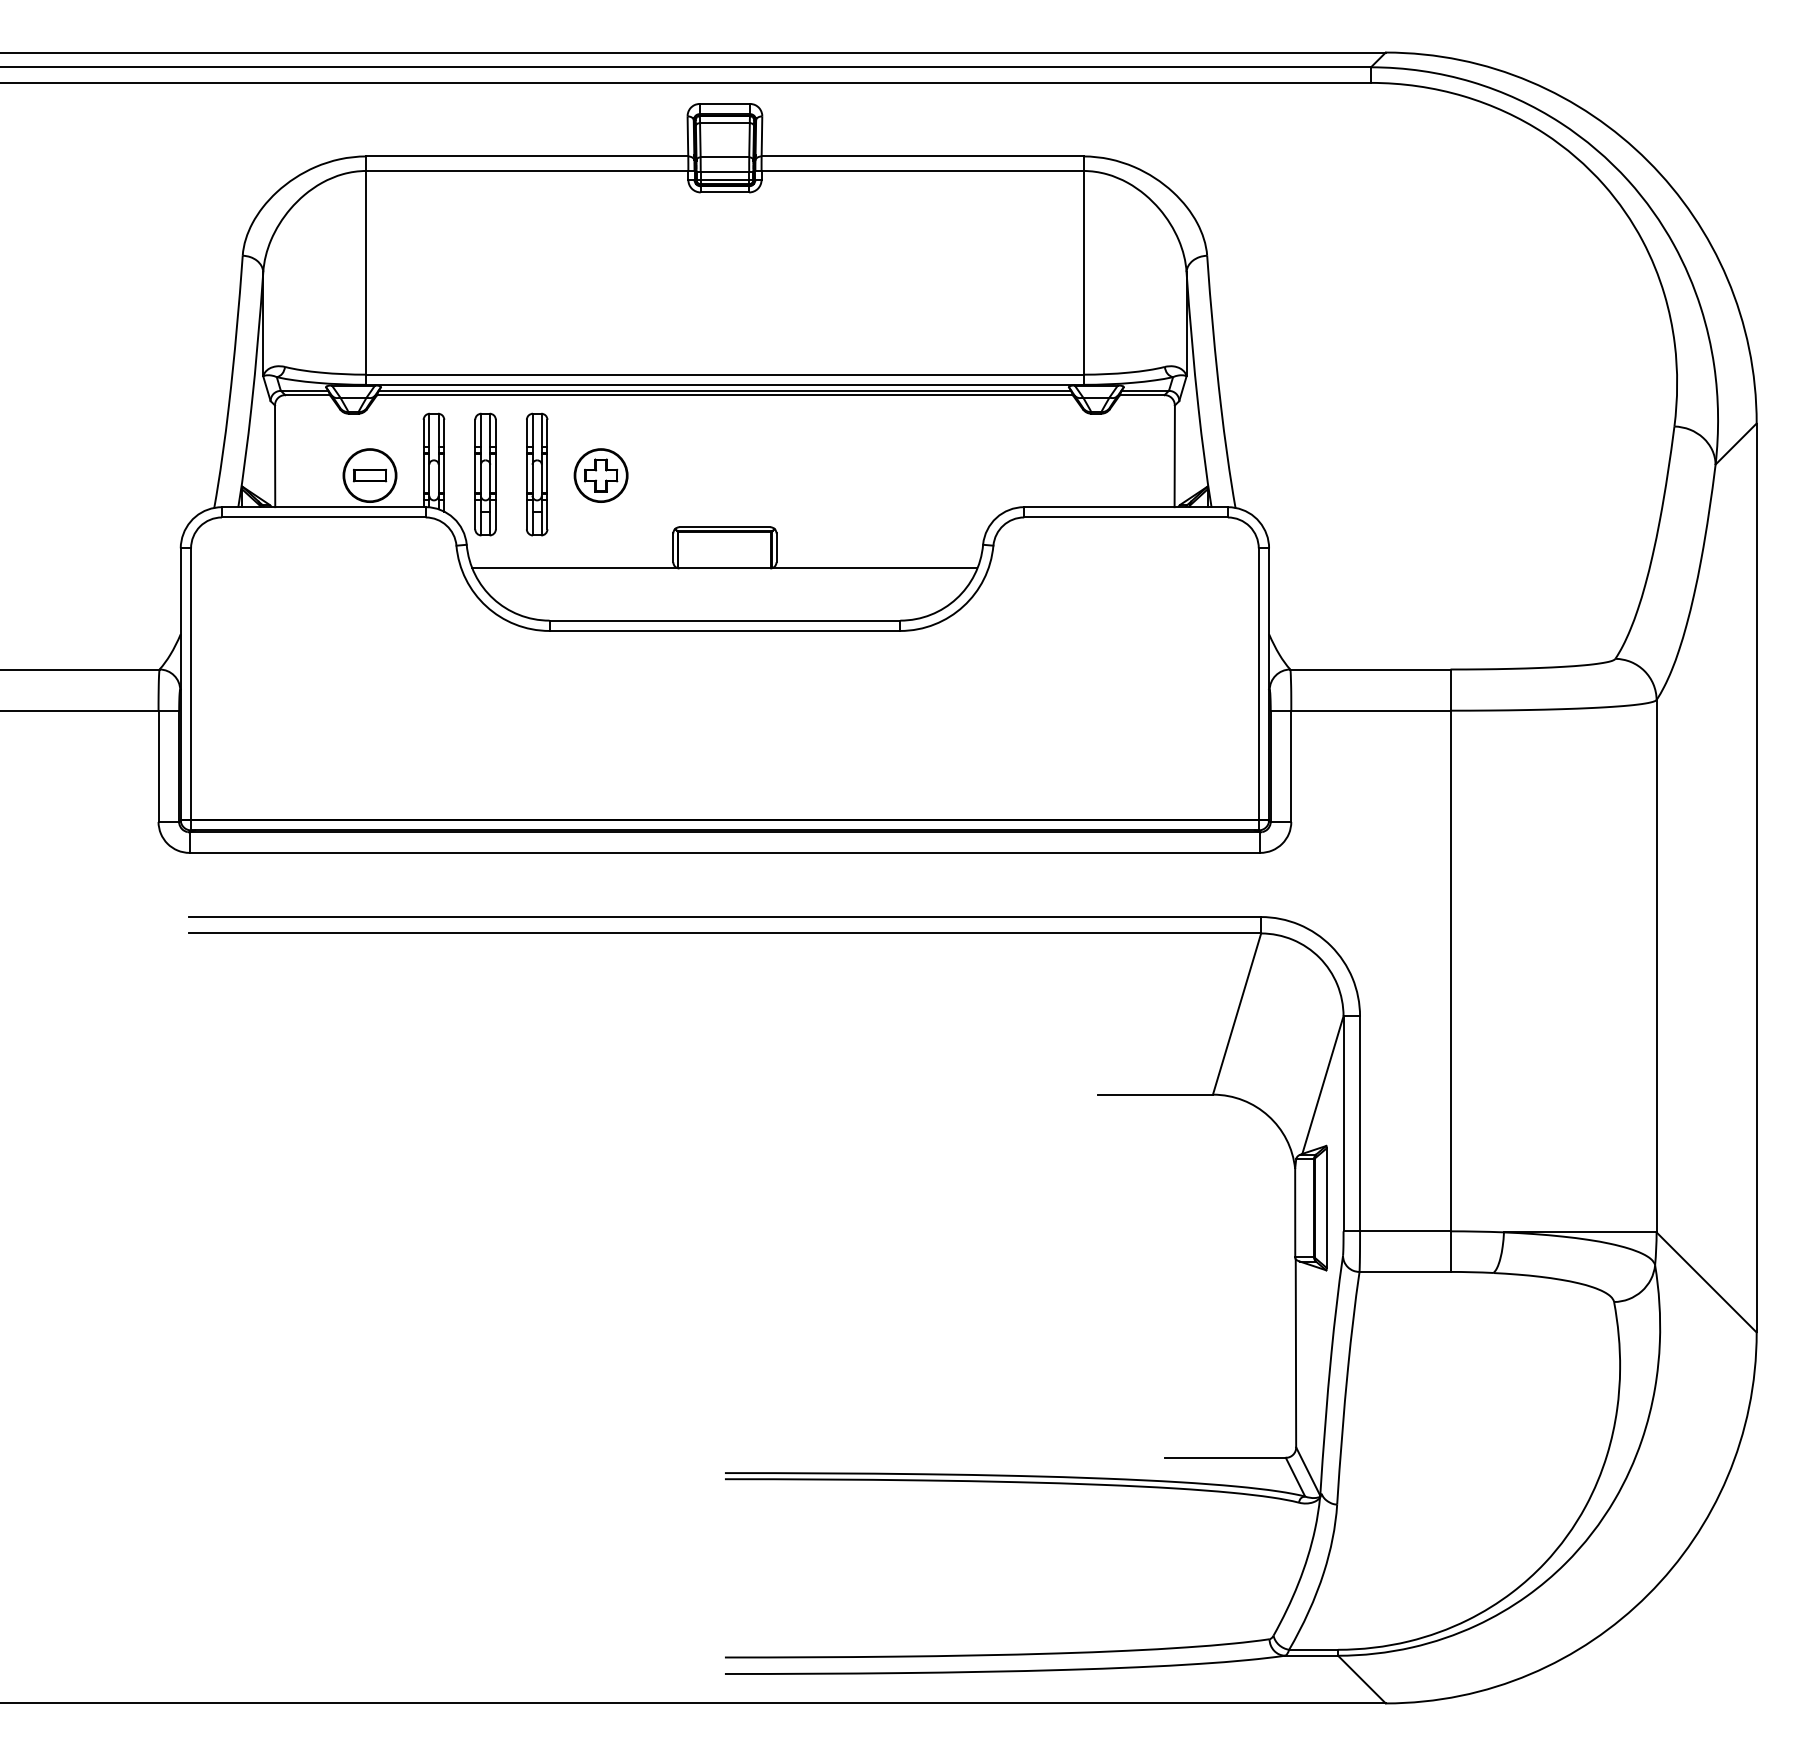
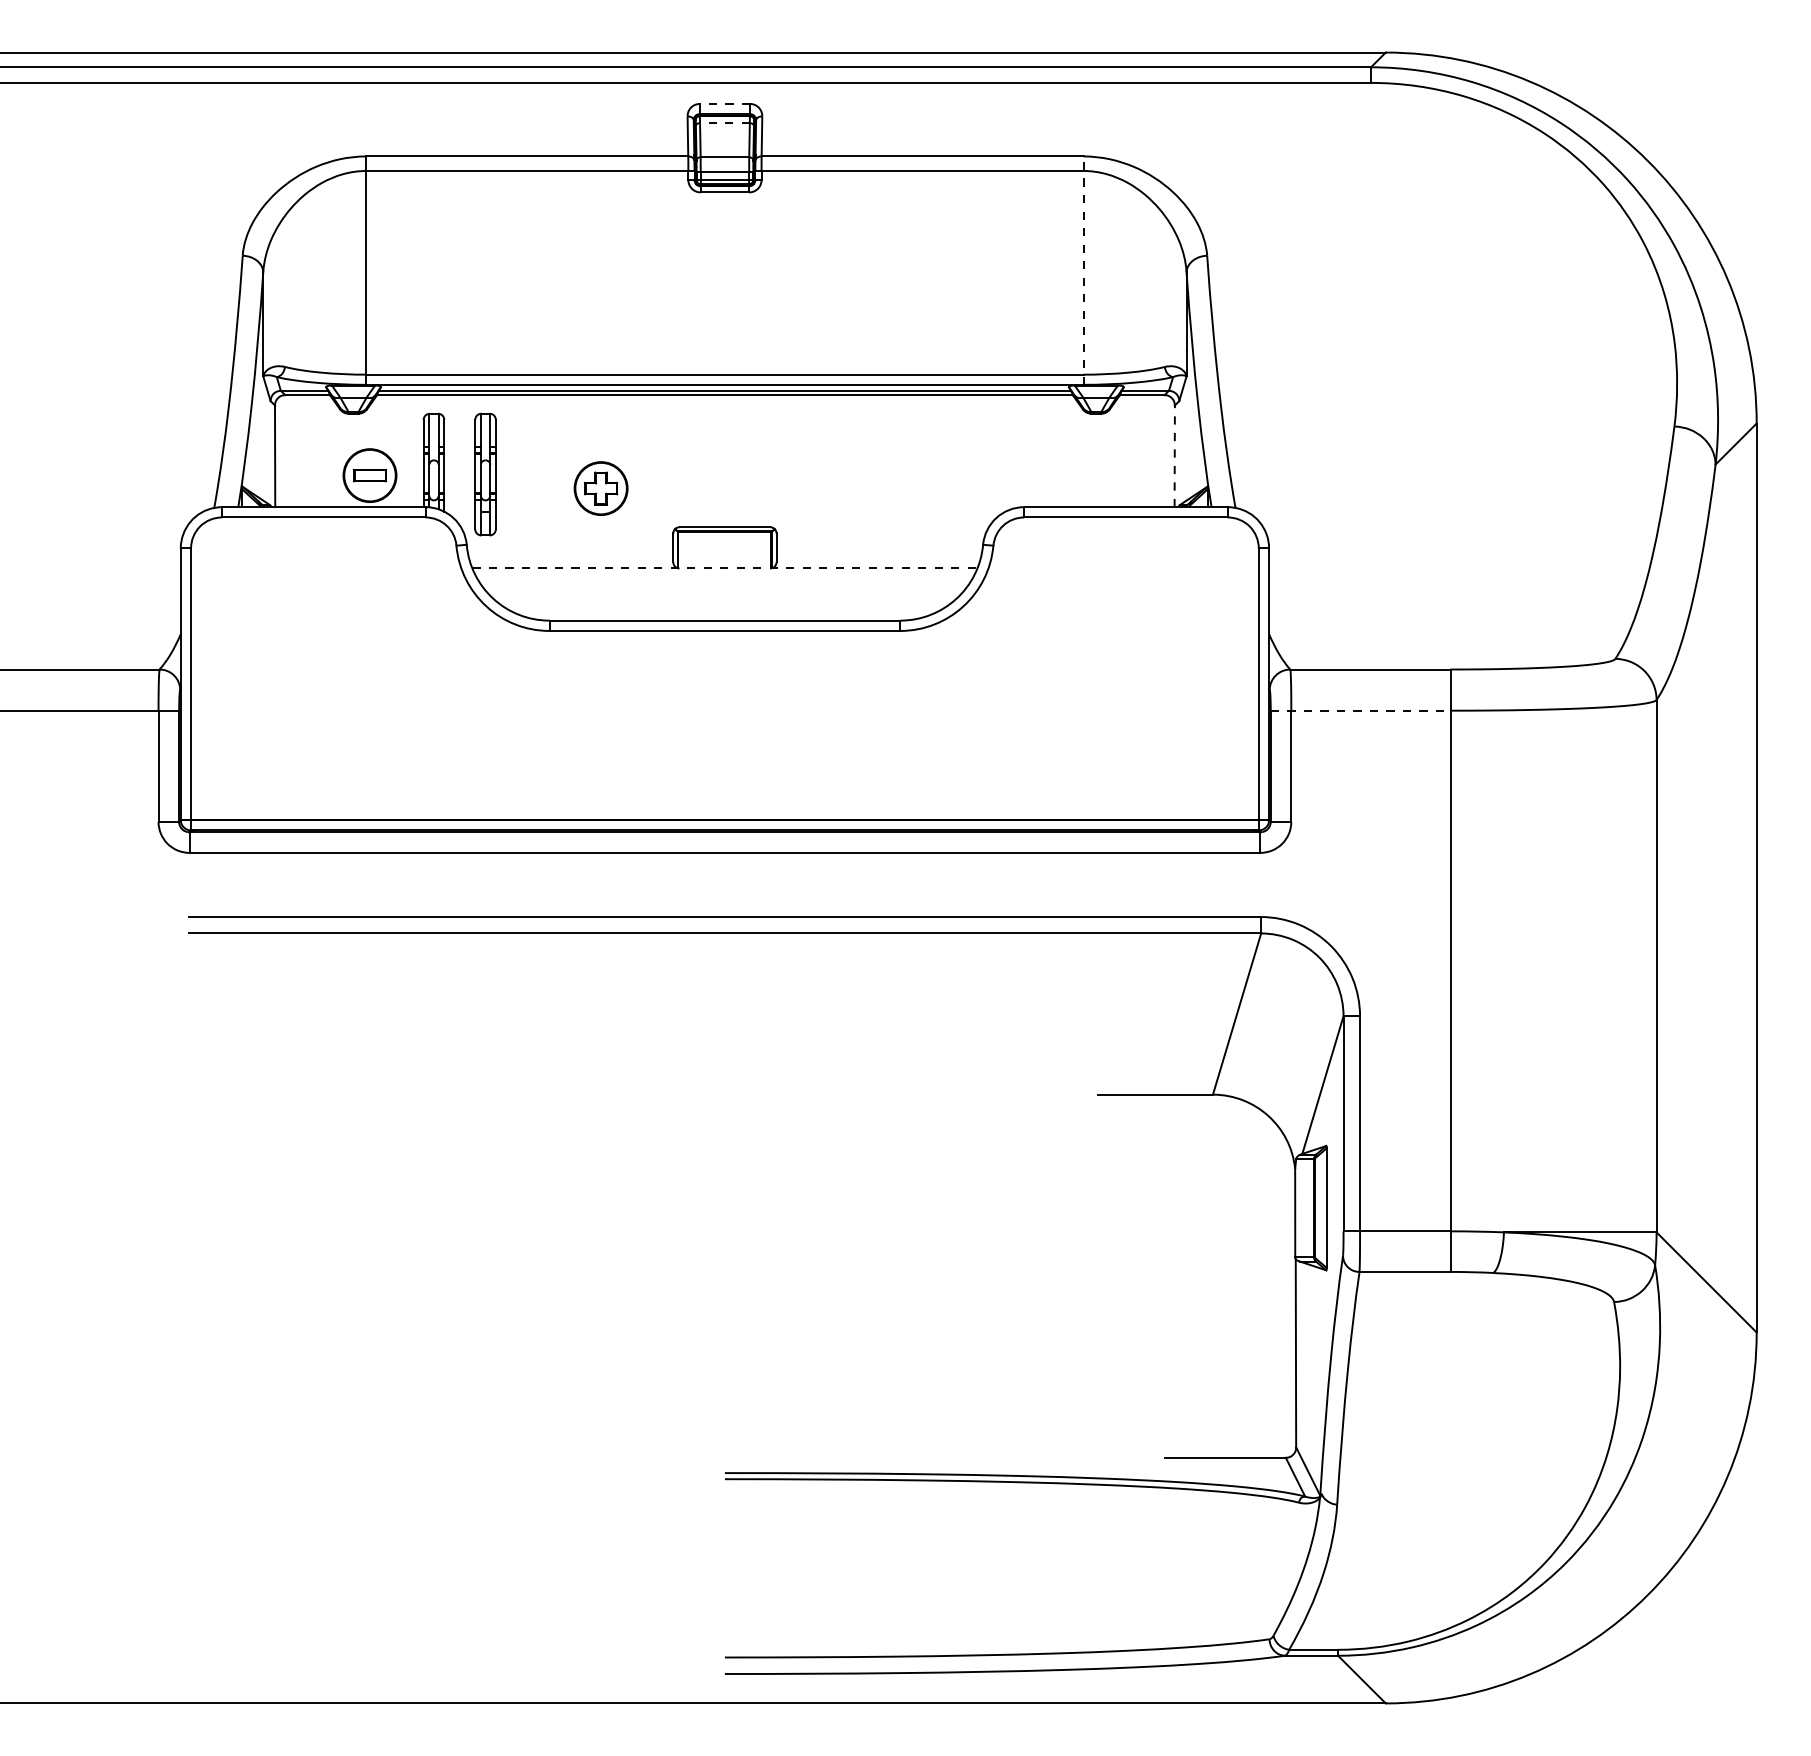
line: solid -> dashed (724, 103)
line: solid -> dashed (724, 123)
line: solid -> dashed (1083, 270)
line: solid -> dashed (1174, 456)
part: present -> none (537, 474)
part position: (600, 475) -> (600, 488) (600, 488)
line: solid -> dashed (725, 568)
line: solid -> dashed (1360, 710)
